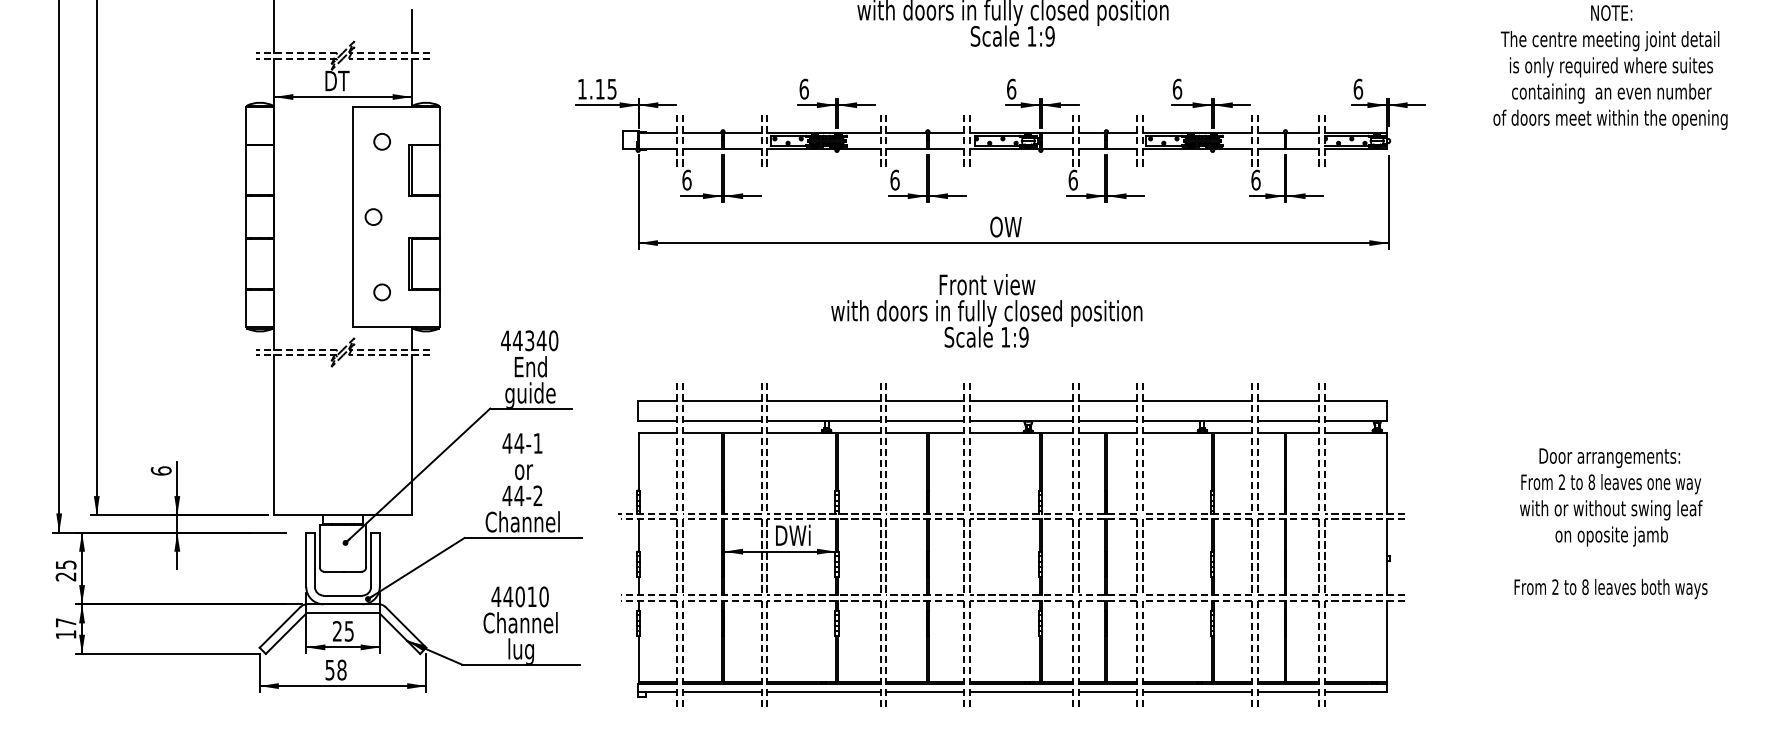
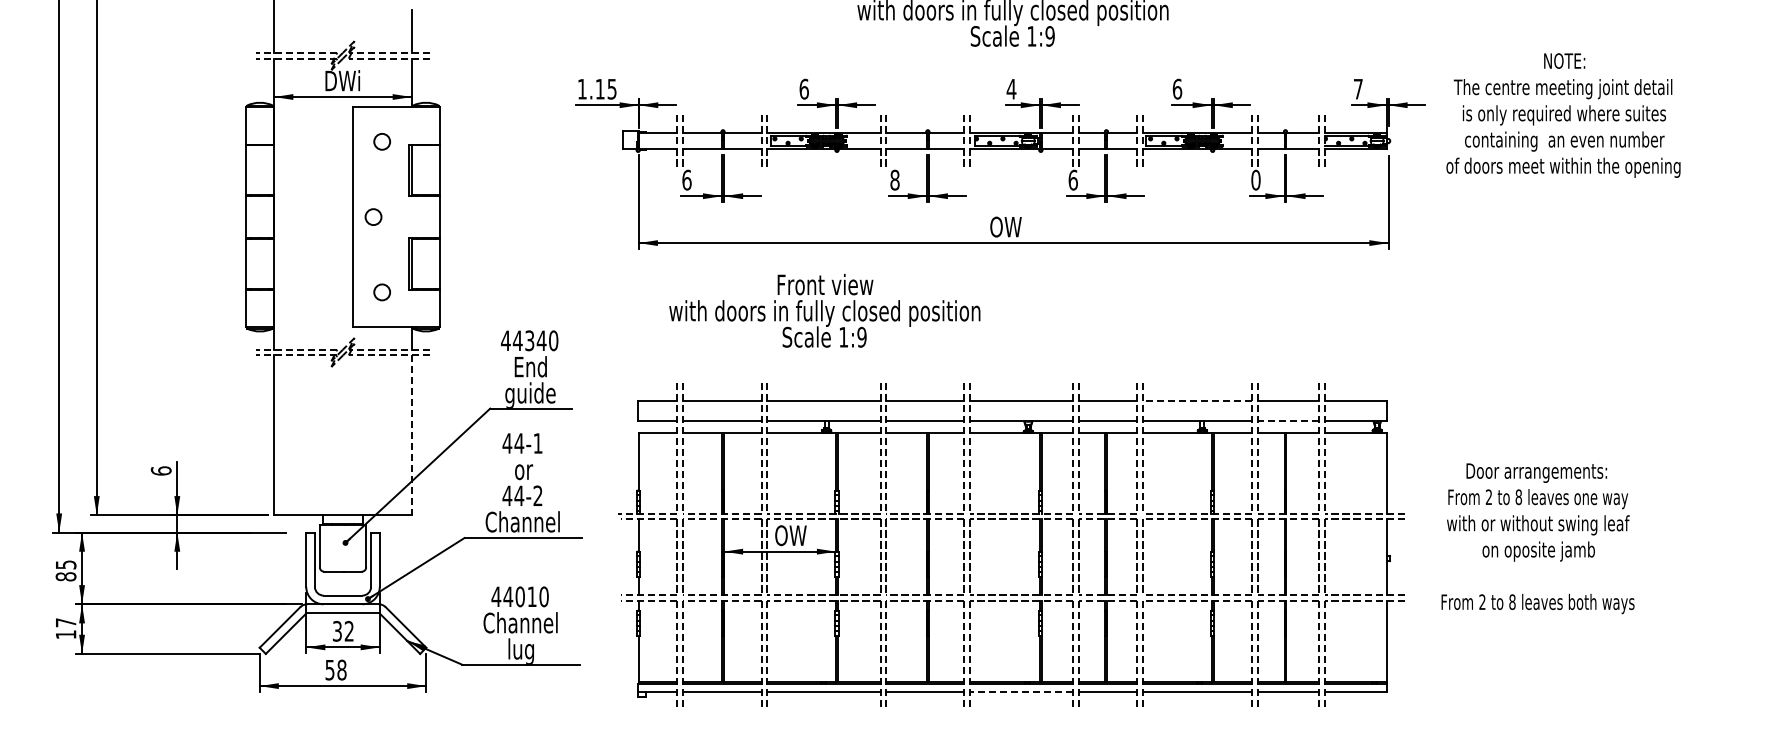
text position: (1610, 67) -> (1563, 115) (1563, 115)
text: DT -> DWi (349, 80)
text: 6 -> 4 (1011, 88)
text: 6 -> 7 (1358, 88)
text: 6 -> 8 (894, 179)
text: 6 -> 0 (1255, 179)
text position: (986, 310) -> (824, 310) (824, 310)
line: solid -> dashed (1197, 400)
line: solid -> dashed (1288, 421)
line: solid -> dashed (411, 435)
text position: (1610, 523) -> (1537, 538) (1537, 538)
text: DWi -> OW (792, 535)
text: 25 -> 85 (65, 576)
text: 25 -> 32 (343, 630)
line: solid -> dashed (1021, 691)
